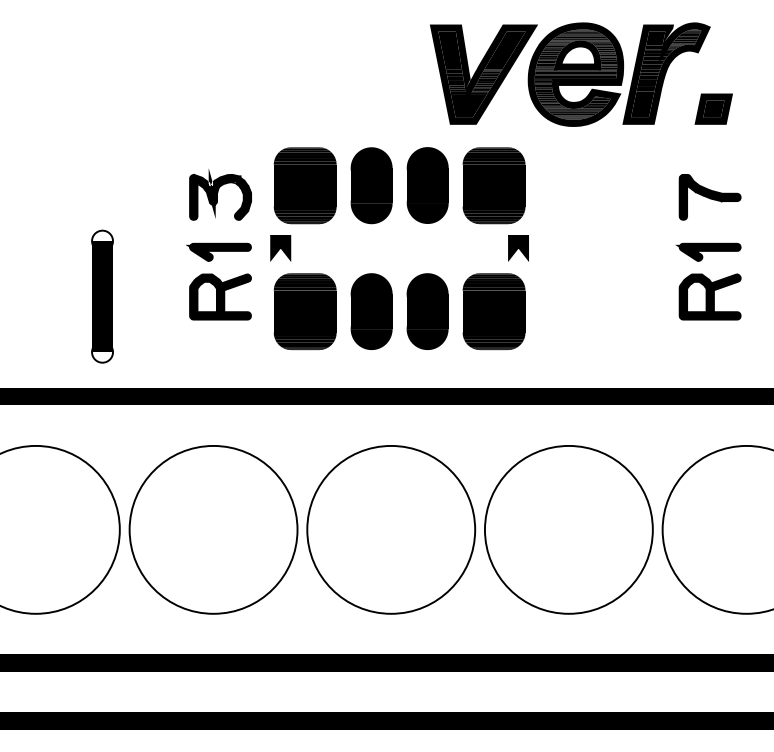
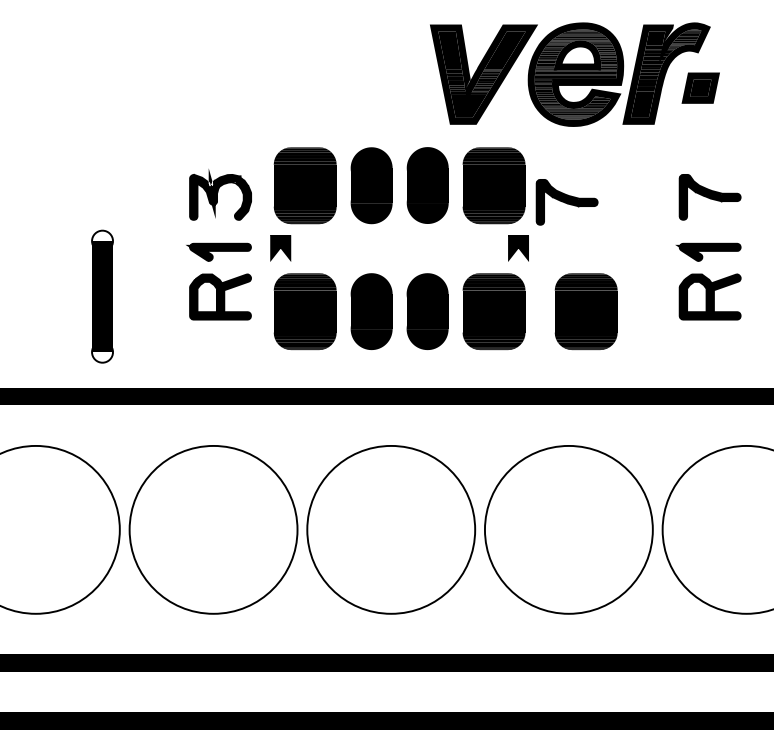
part position: (713, 108) -> (700, 87) (700, 87)
part: none -> present (566, 202)
part: none -> present (585, 311)
